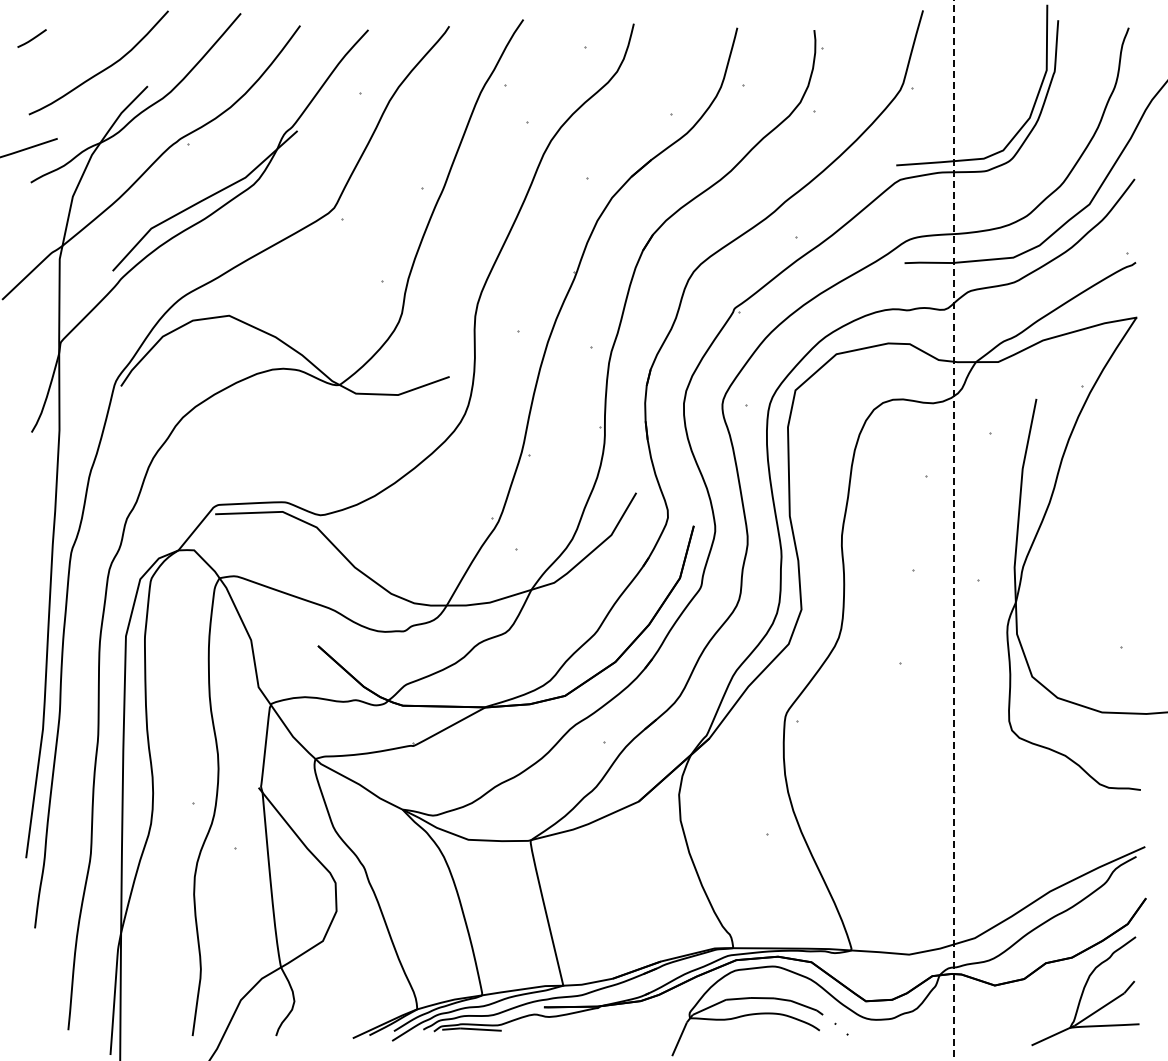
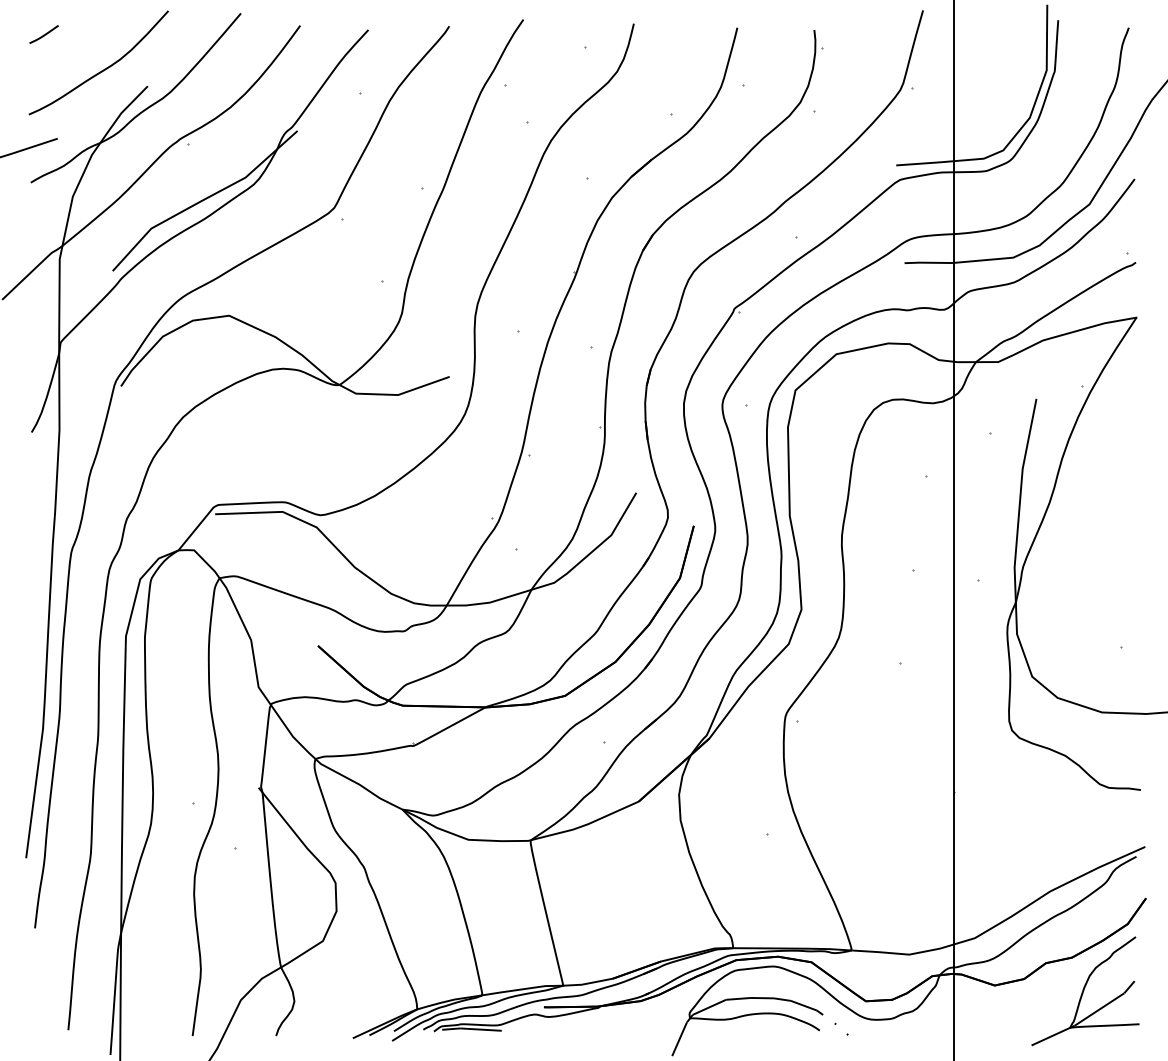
curve position: (31, 38) -> (43, 34) (43, 34)
line: dashed -> solid (953, 529)
